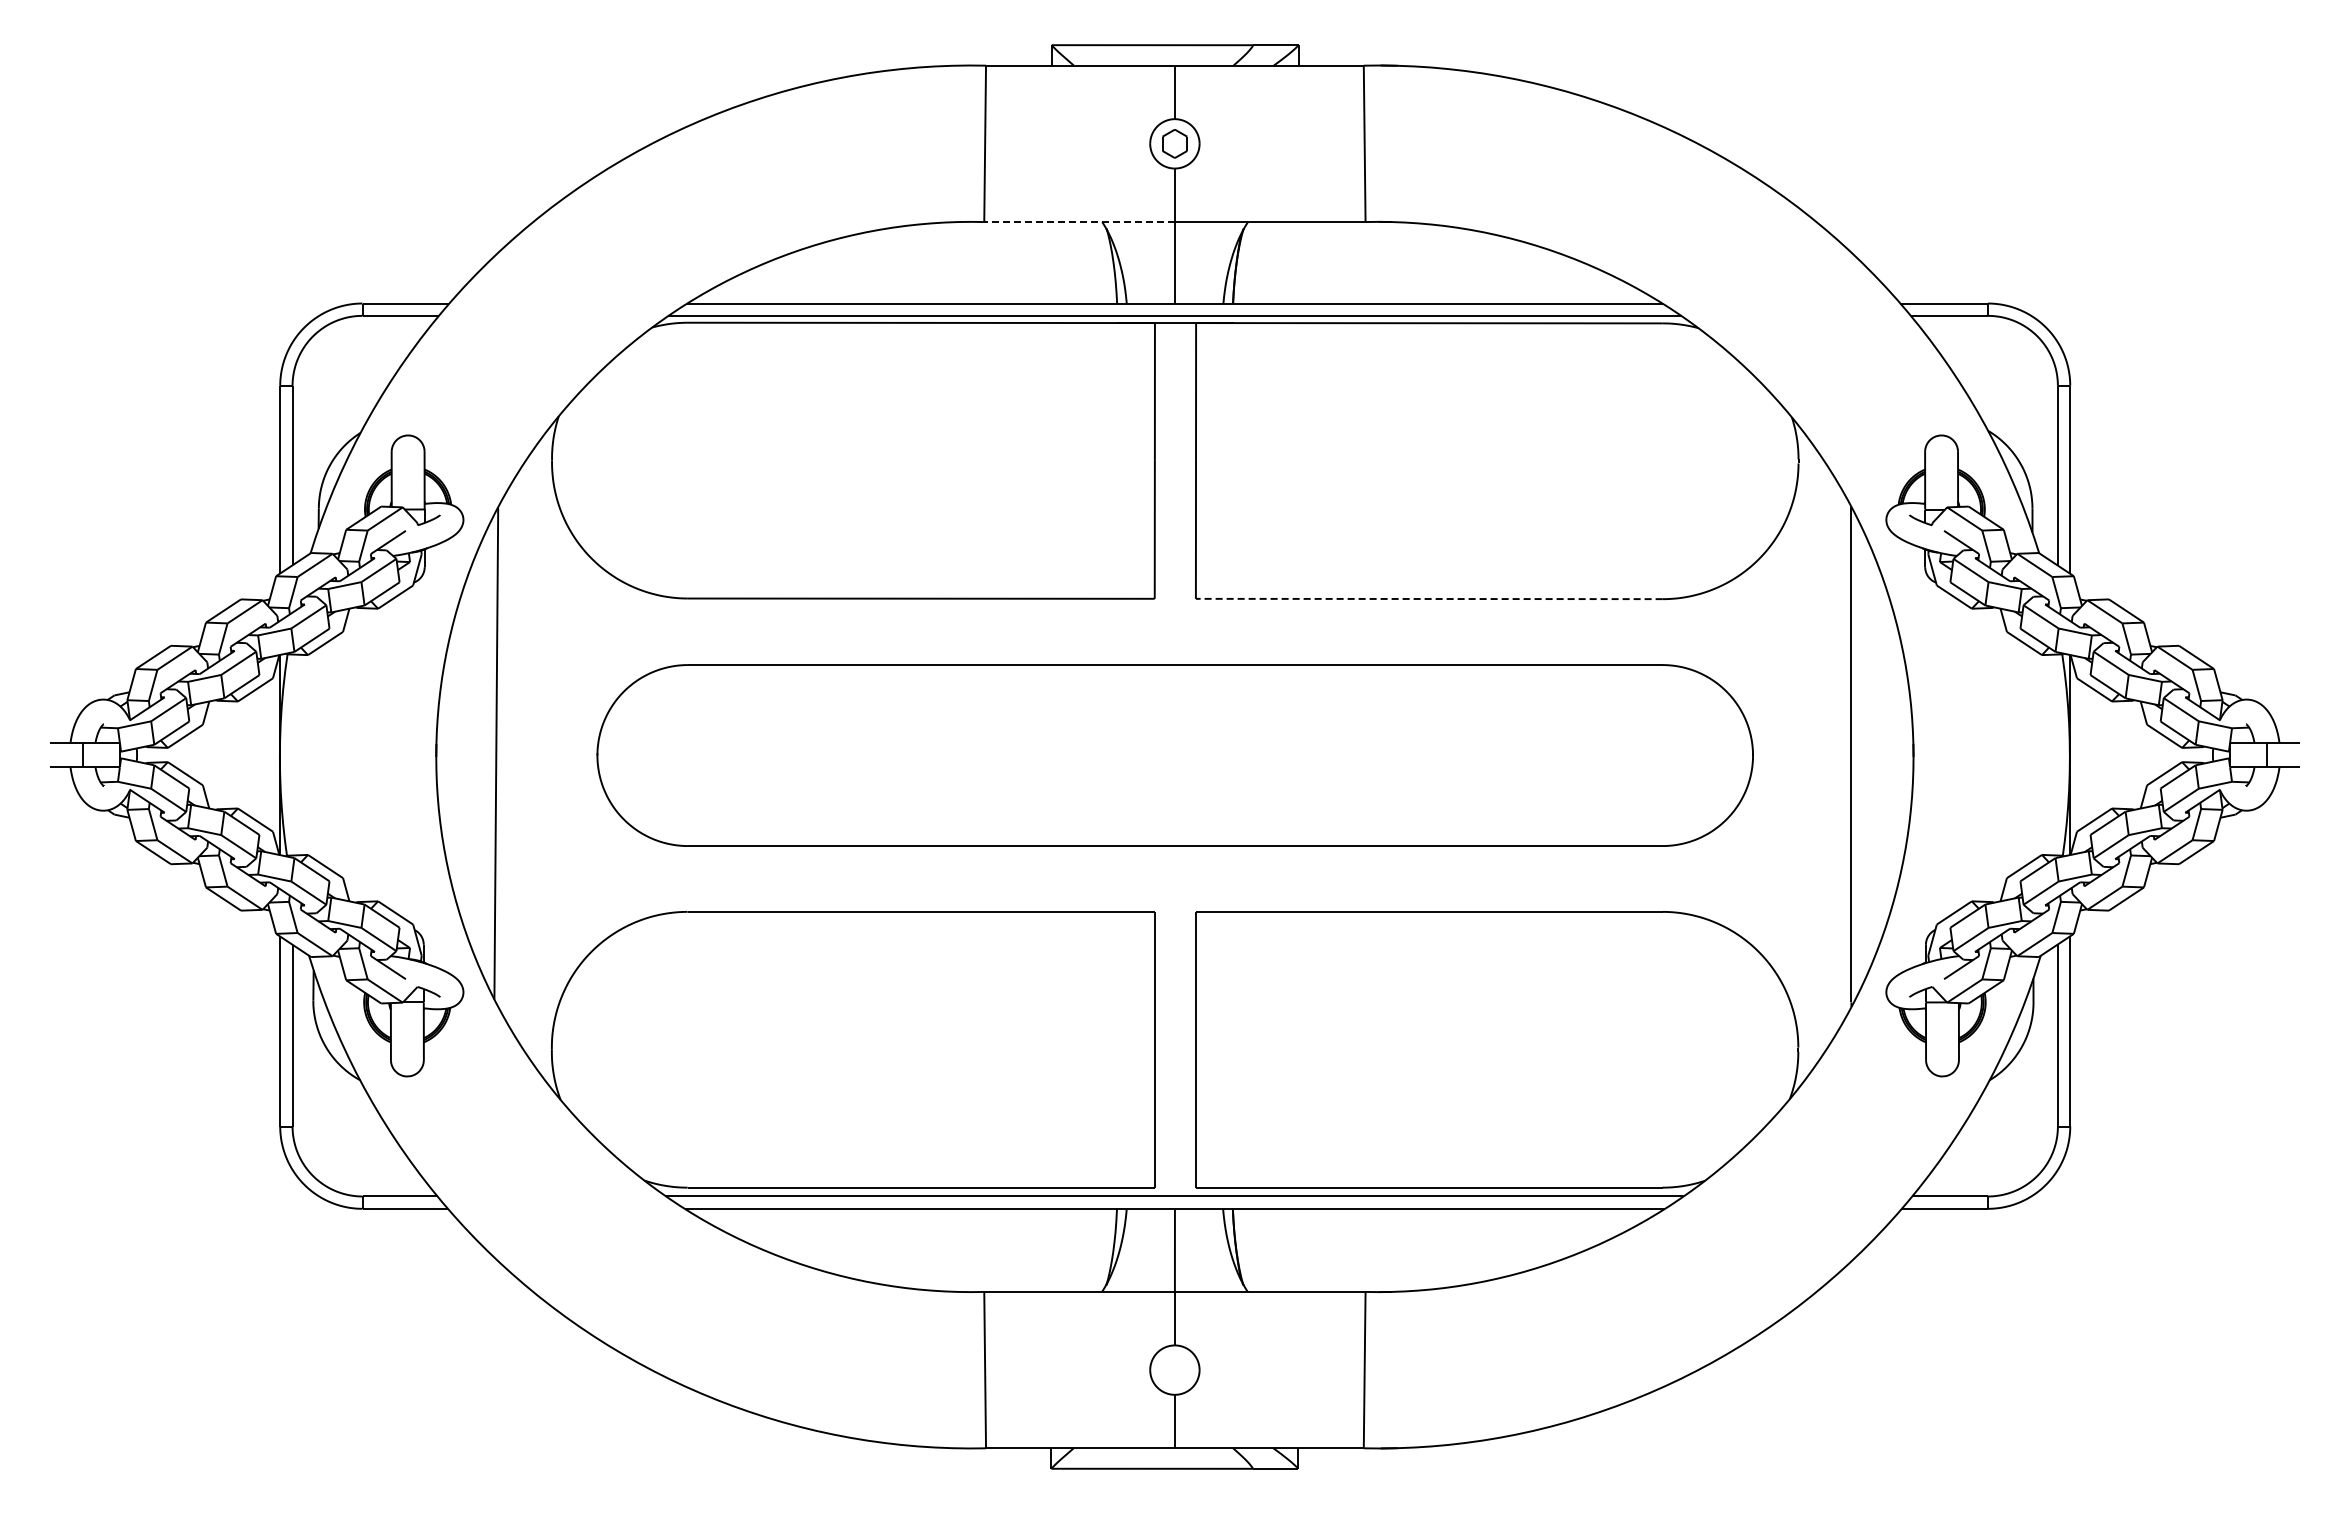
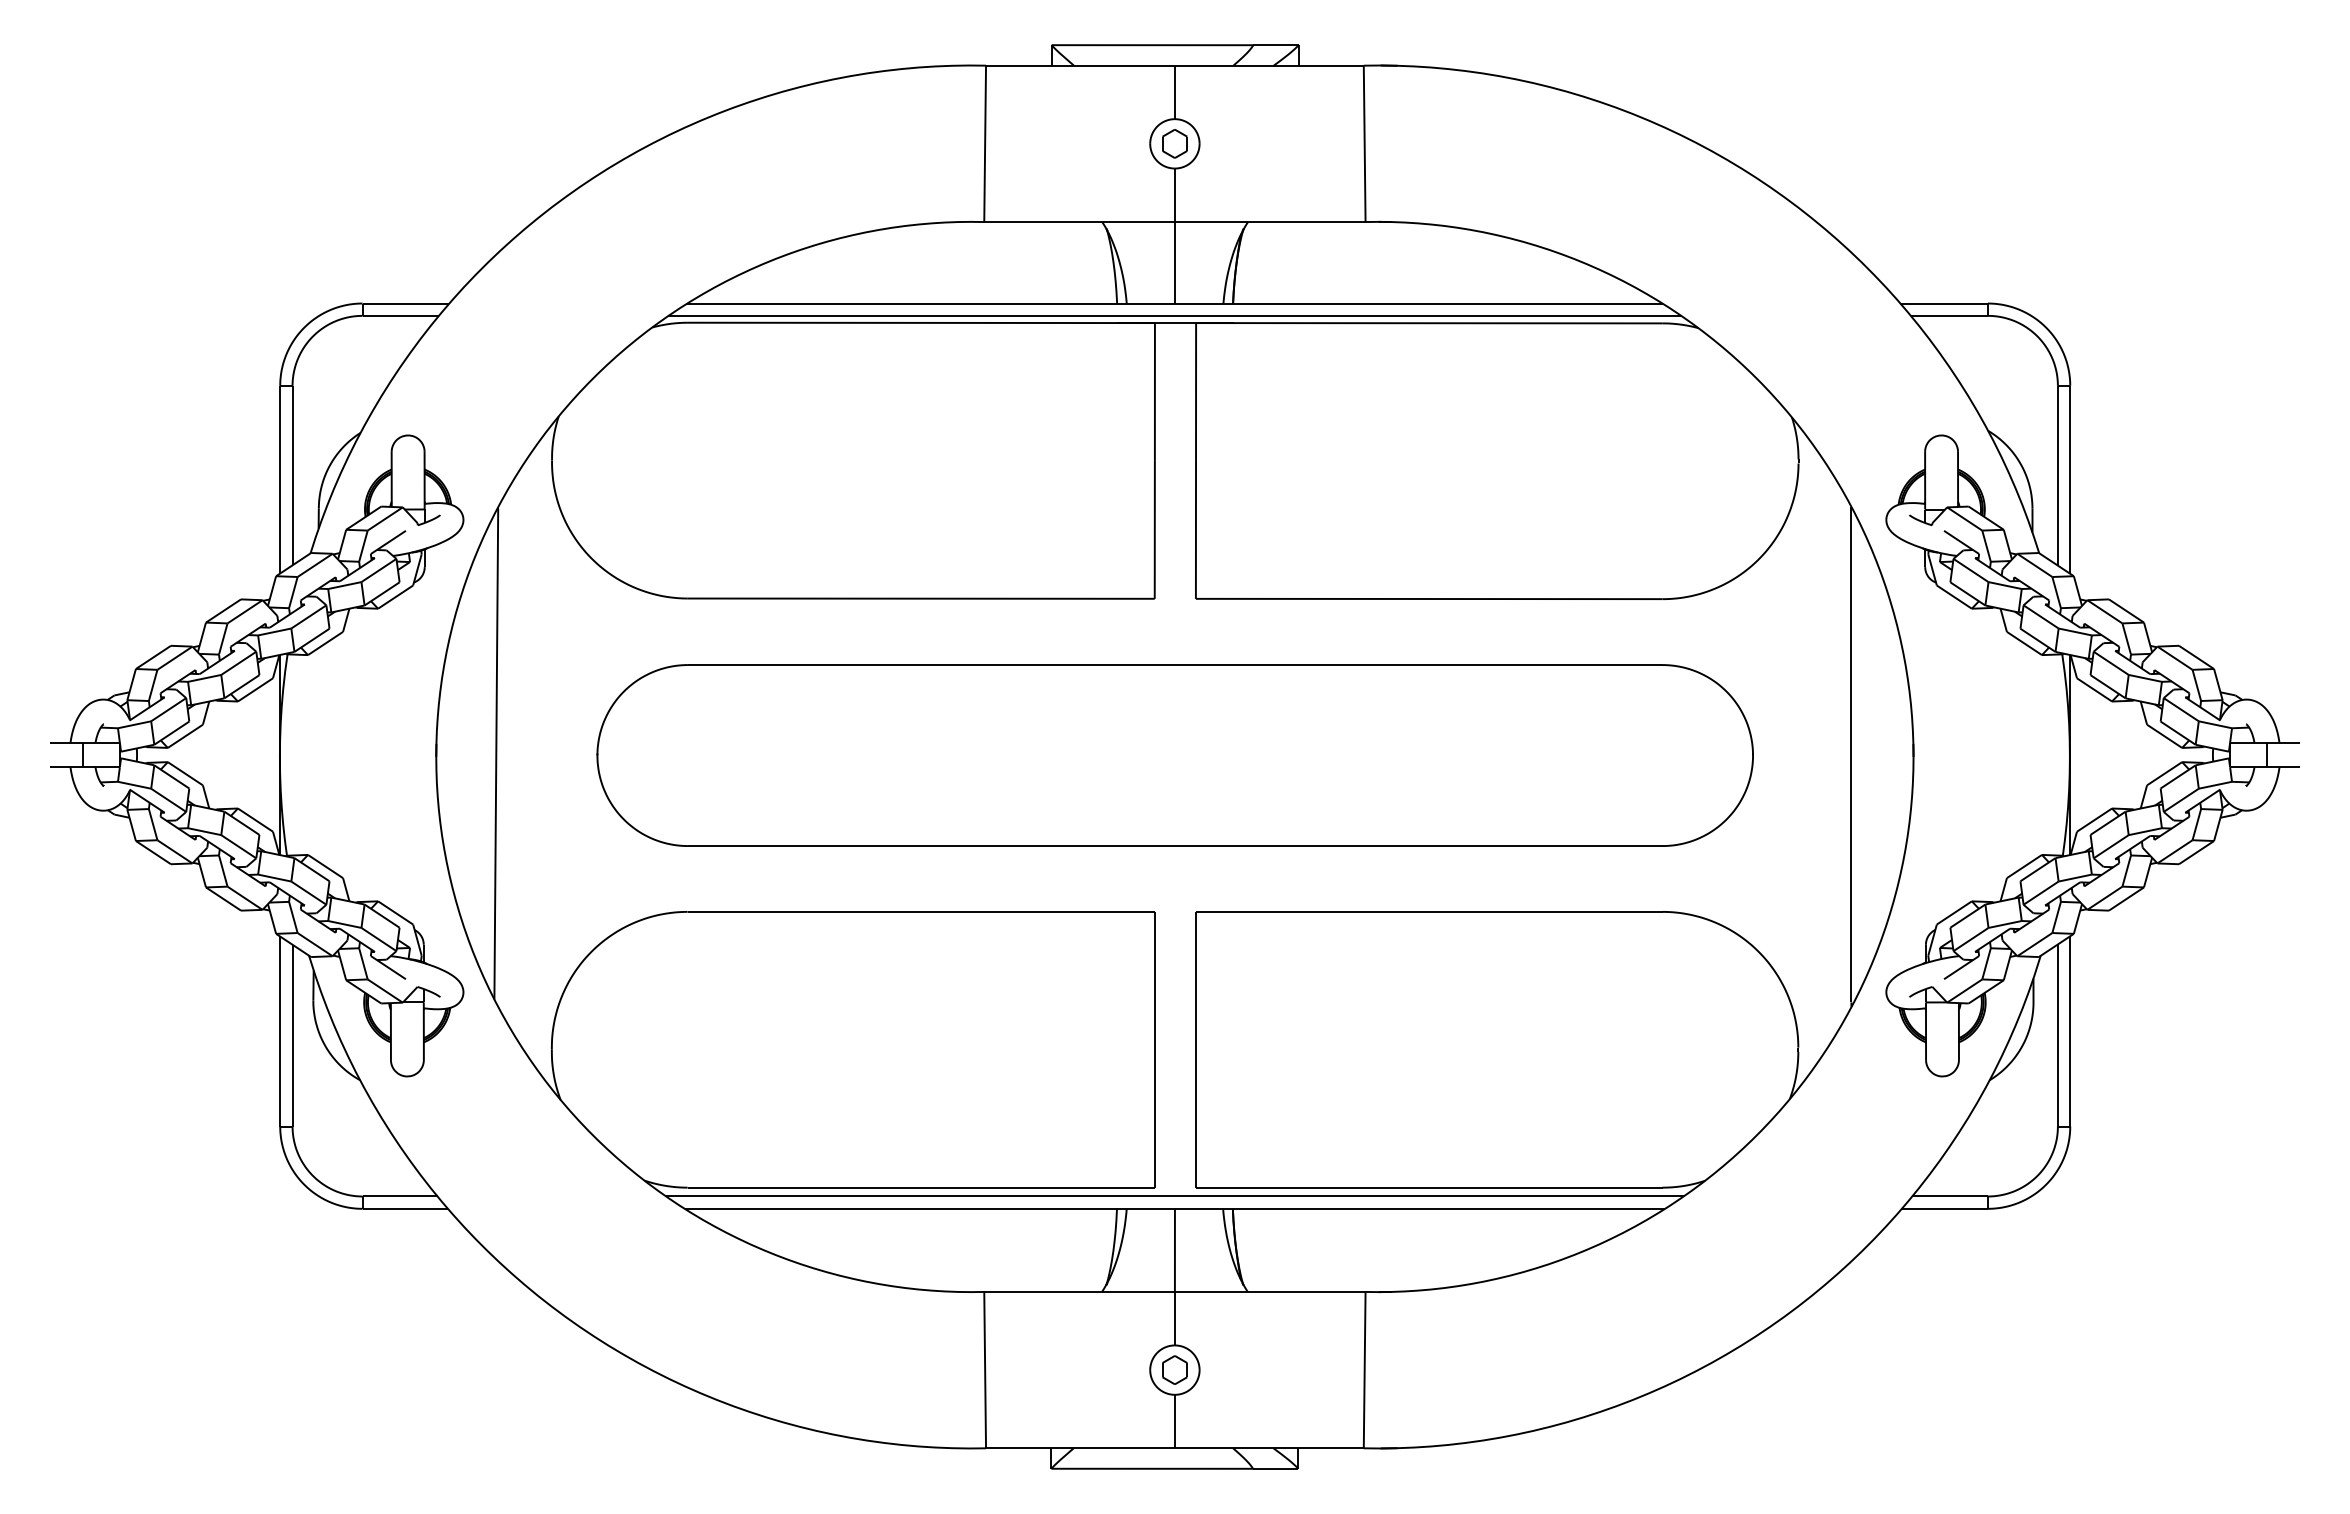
line: dashed -> solid (1079, 222)
line: dashed -> solid (1428, 599)
part: none -> present (1174, 1369)
